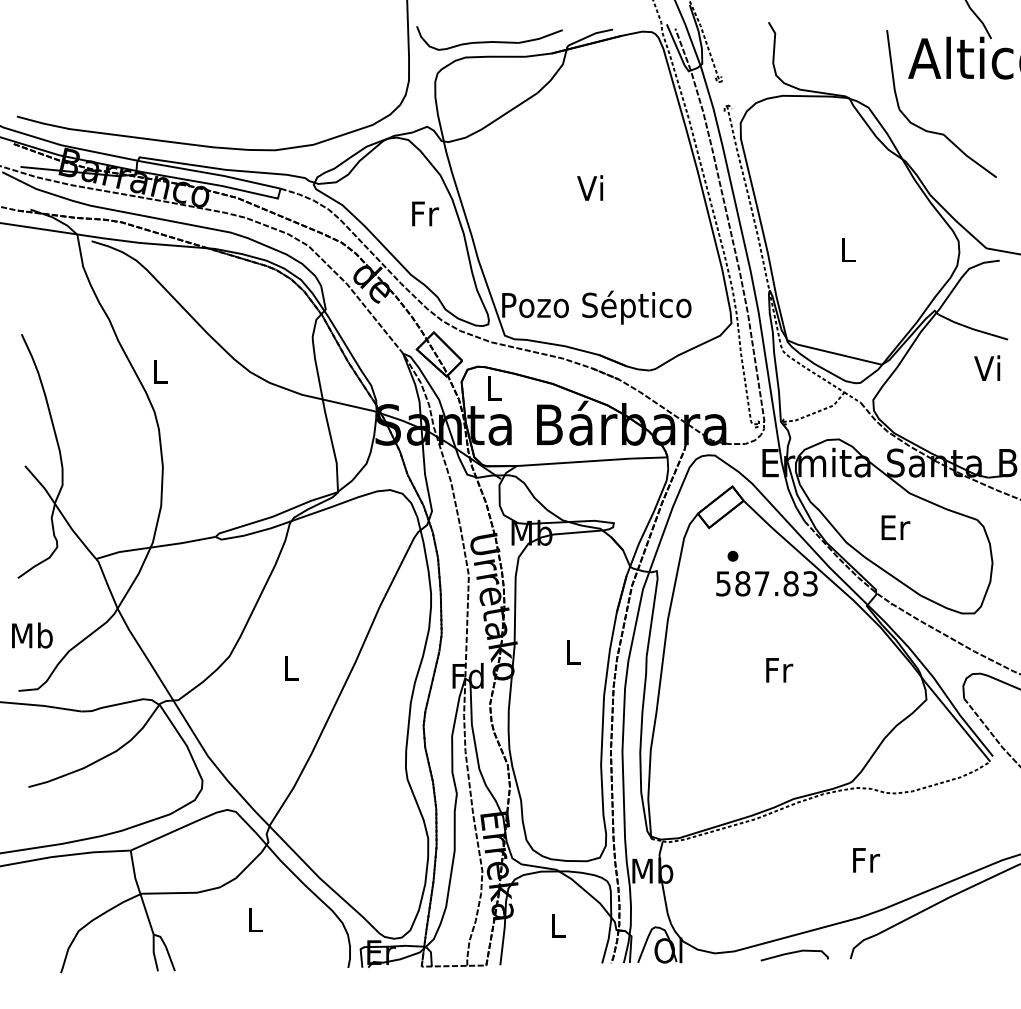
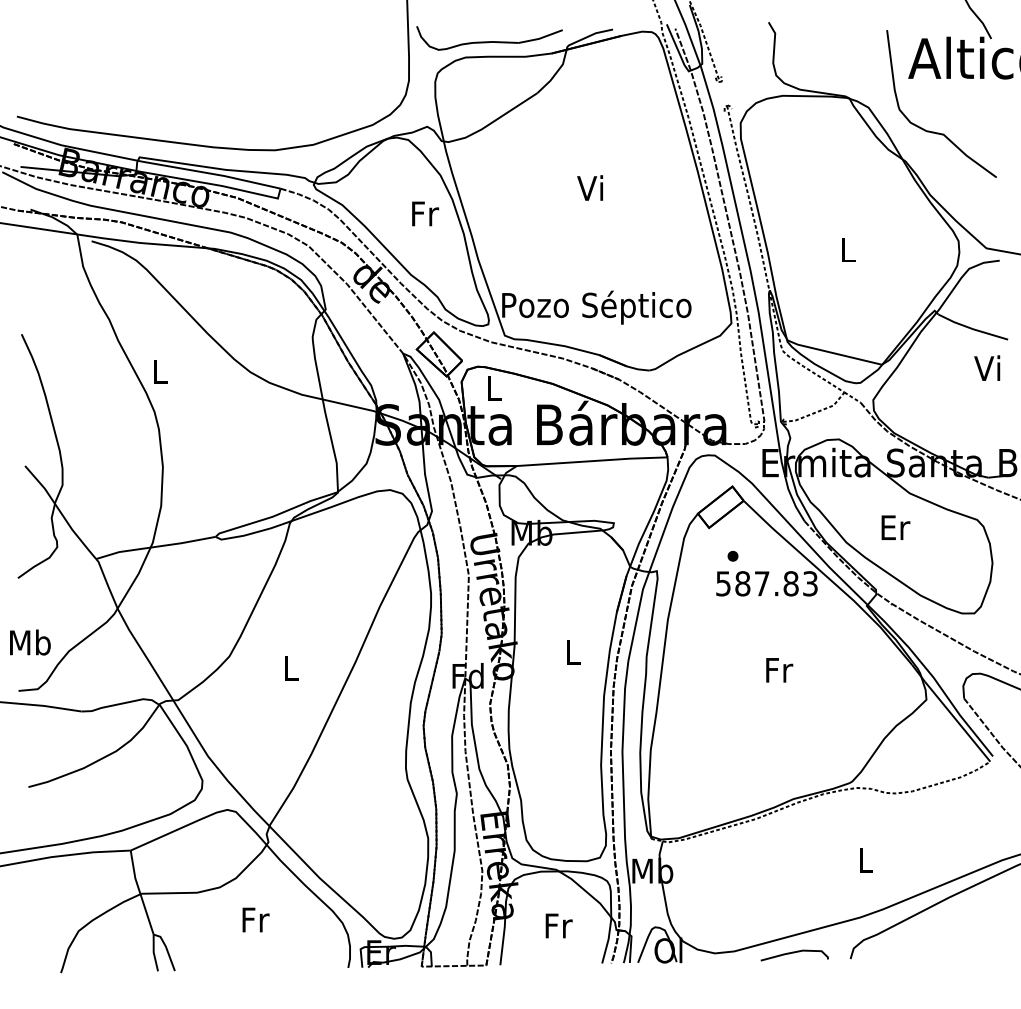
text position: (32, 635) -> (30, 642) (30, 642)
text: Fr -> L (866, 860)
text: L -> Fr (255, 919)
text: L -> Fr (558, 925)
